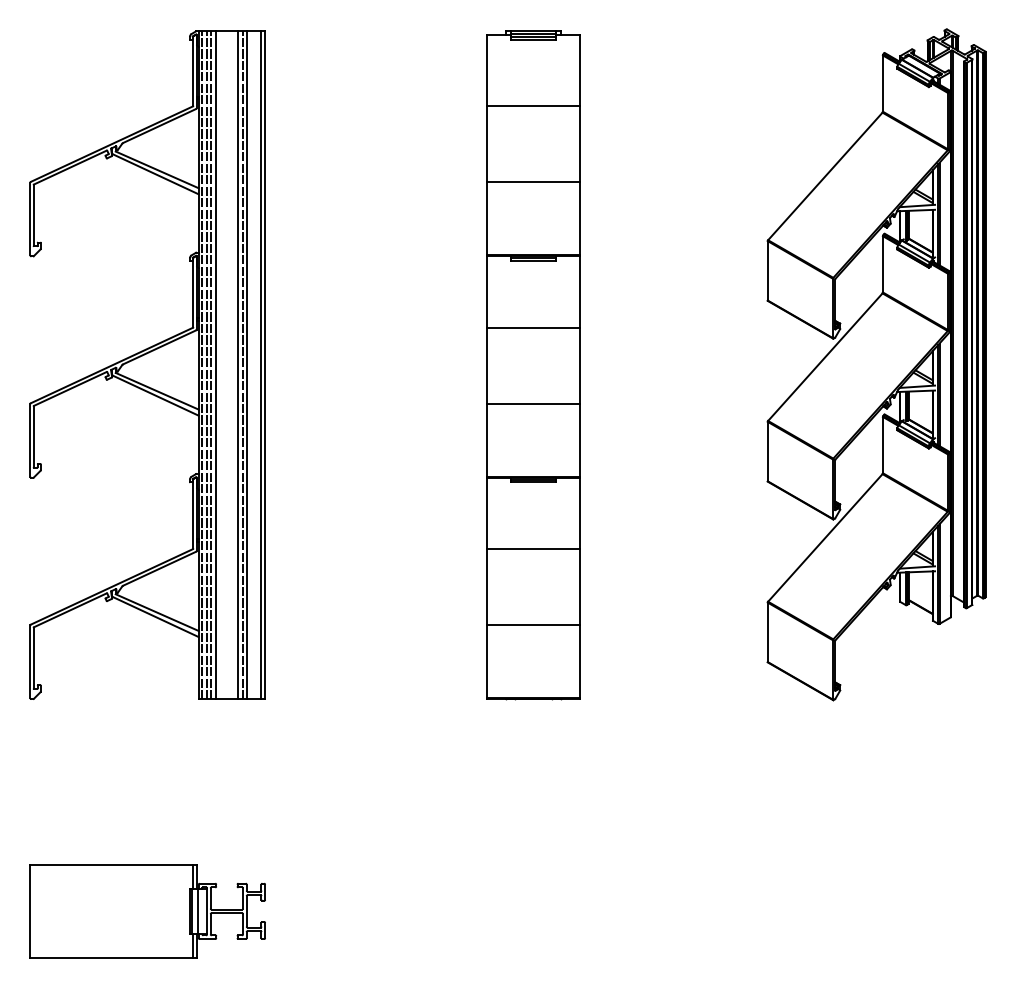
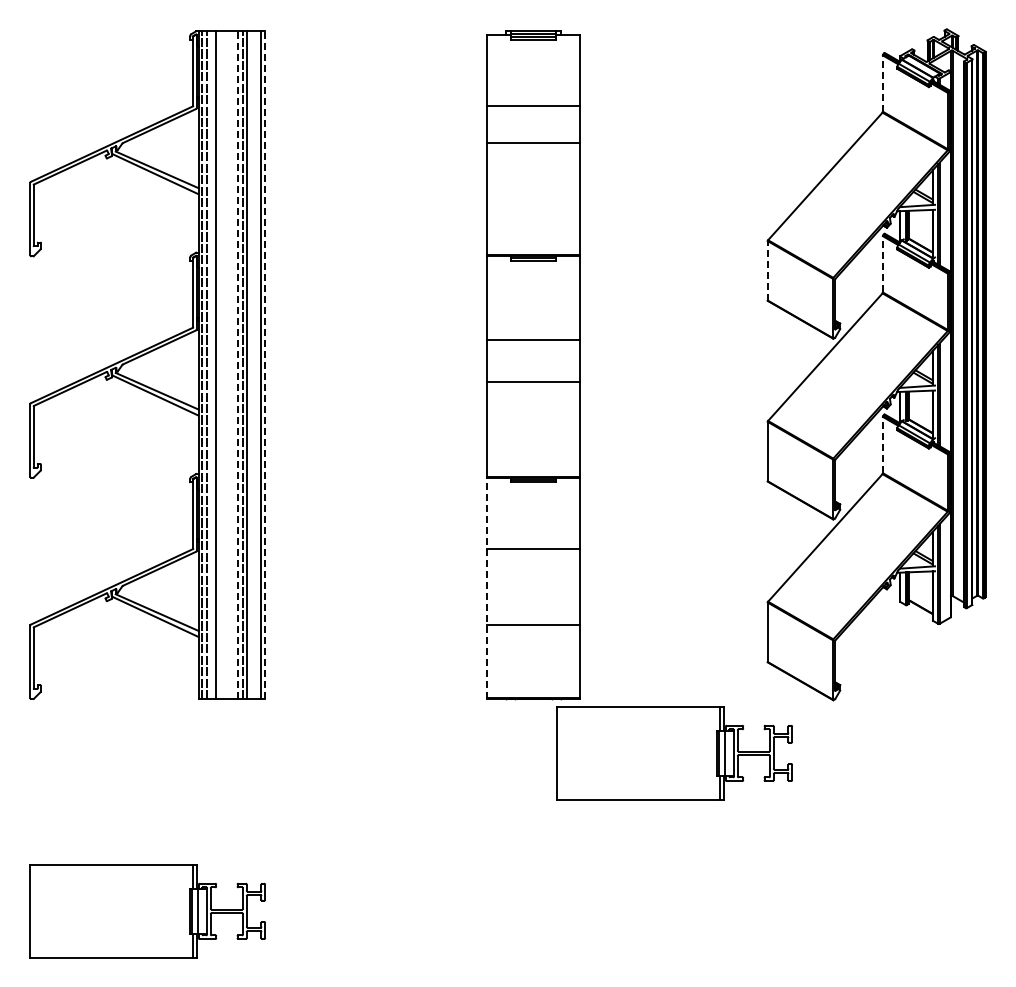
line: solid -> dashed (882, 83)
line position: (533, 182) -> (533, 143) (533, 143)
line: solid -> dashed (882, 263)
line: solid -> dashed (767, 270)
line position: (533, 327) -> (533, 339) (533, 339)
line: present -> none (210, 365)
line: solid -> dashed (237, 365)
line: solid -> dashed (265, 365)
line position: (533, 403) -> (533, 381) (533, 381)
line: solid -> dashed (882, 444)
line: solid -> dashed (487, 588)
part: none -> present (674, 753)
